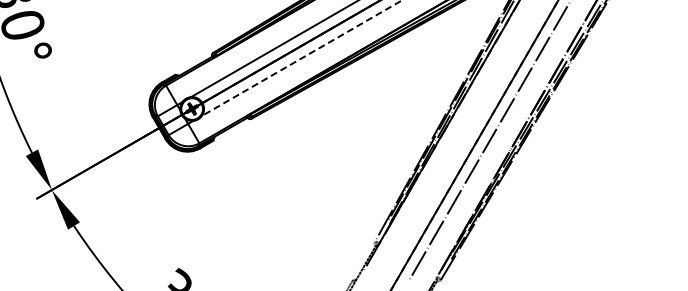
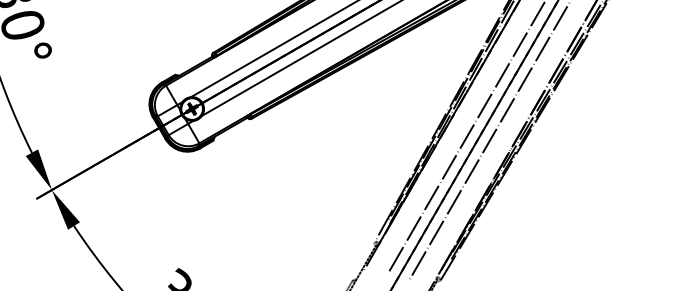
line: dashed -> solid (302, 58)
line: none -> present (466, 136)
